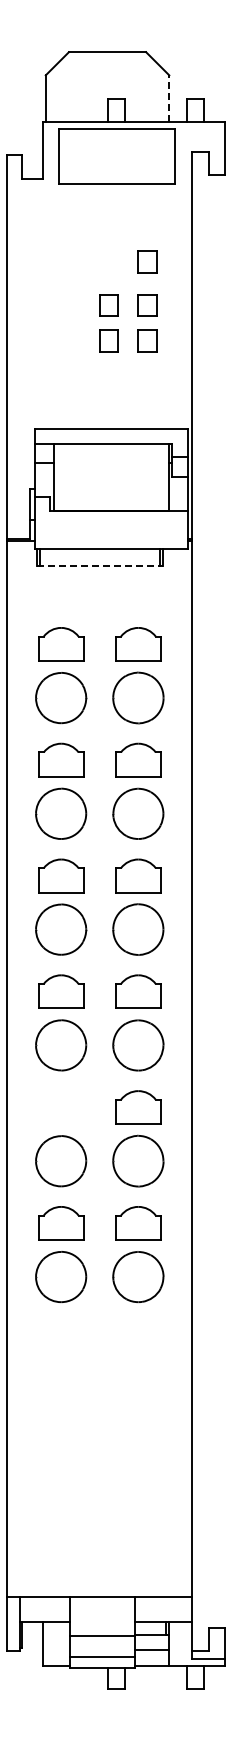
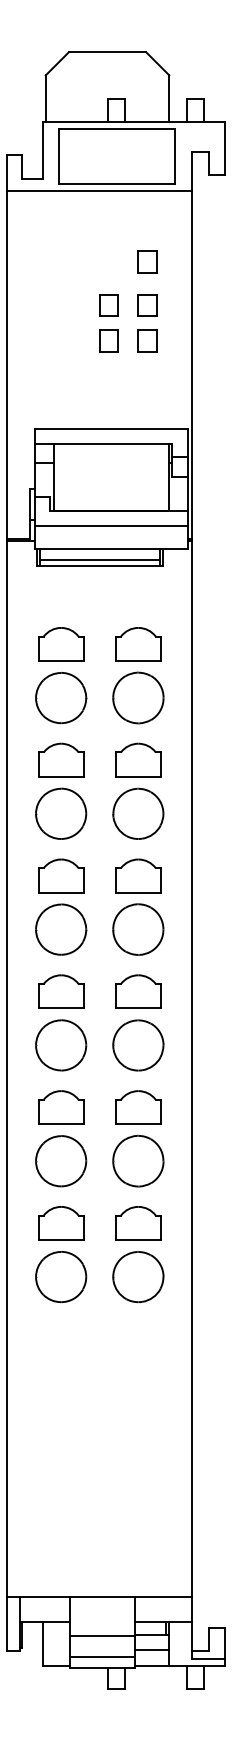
line: dashed -> solid (169, 98)
line: none -> present (99, 191)
line: none -> present (110, 526)
line: none -> present (99, 559)
line: dashed -> solid (100, 566)
part: none -> present (61, 1107)
